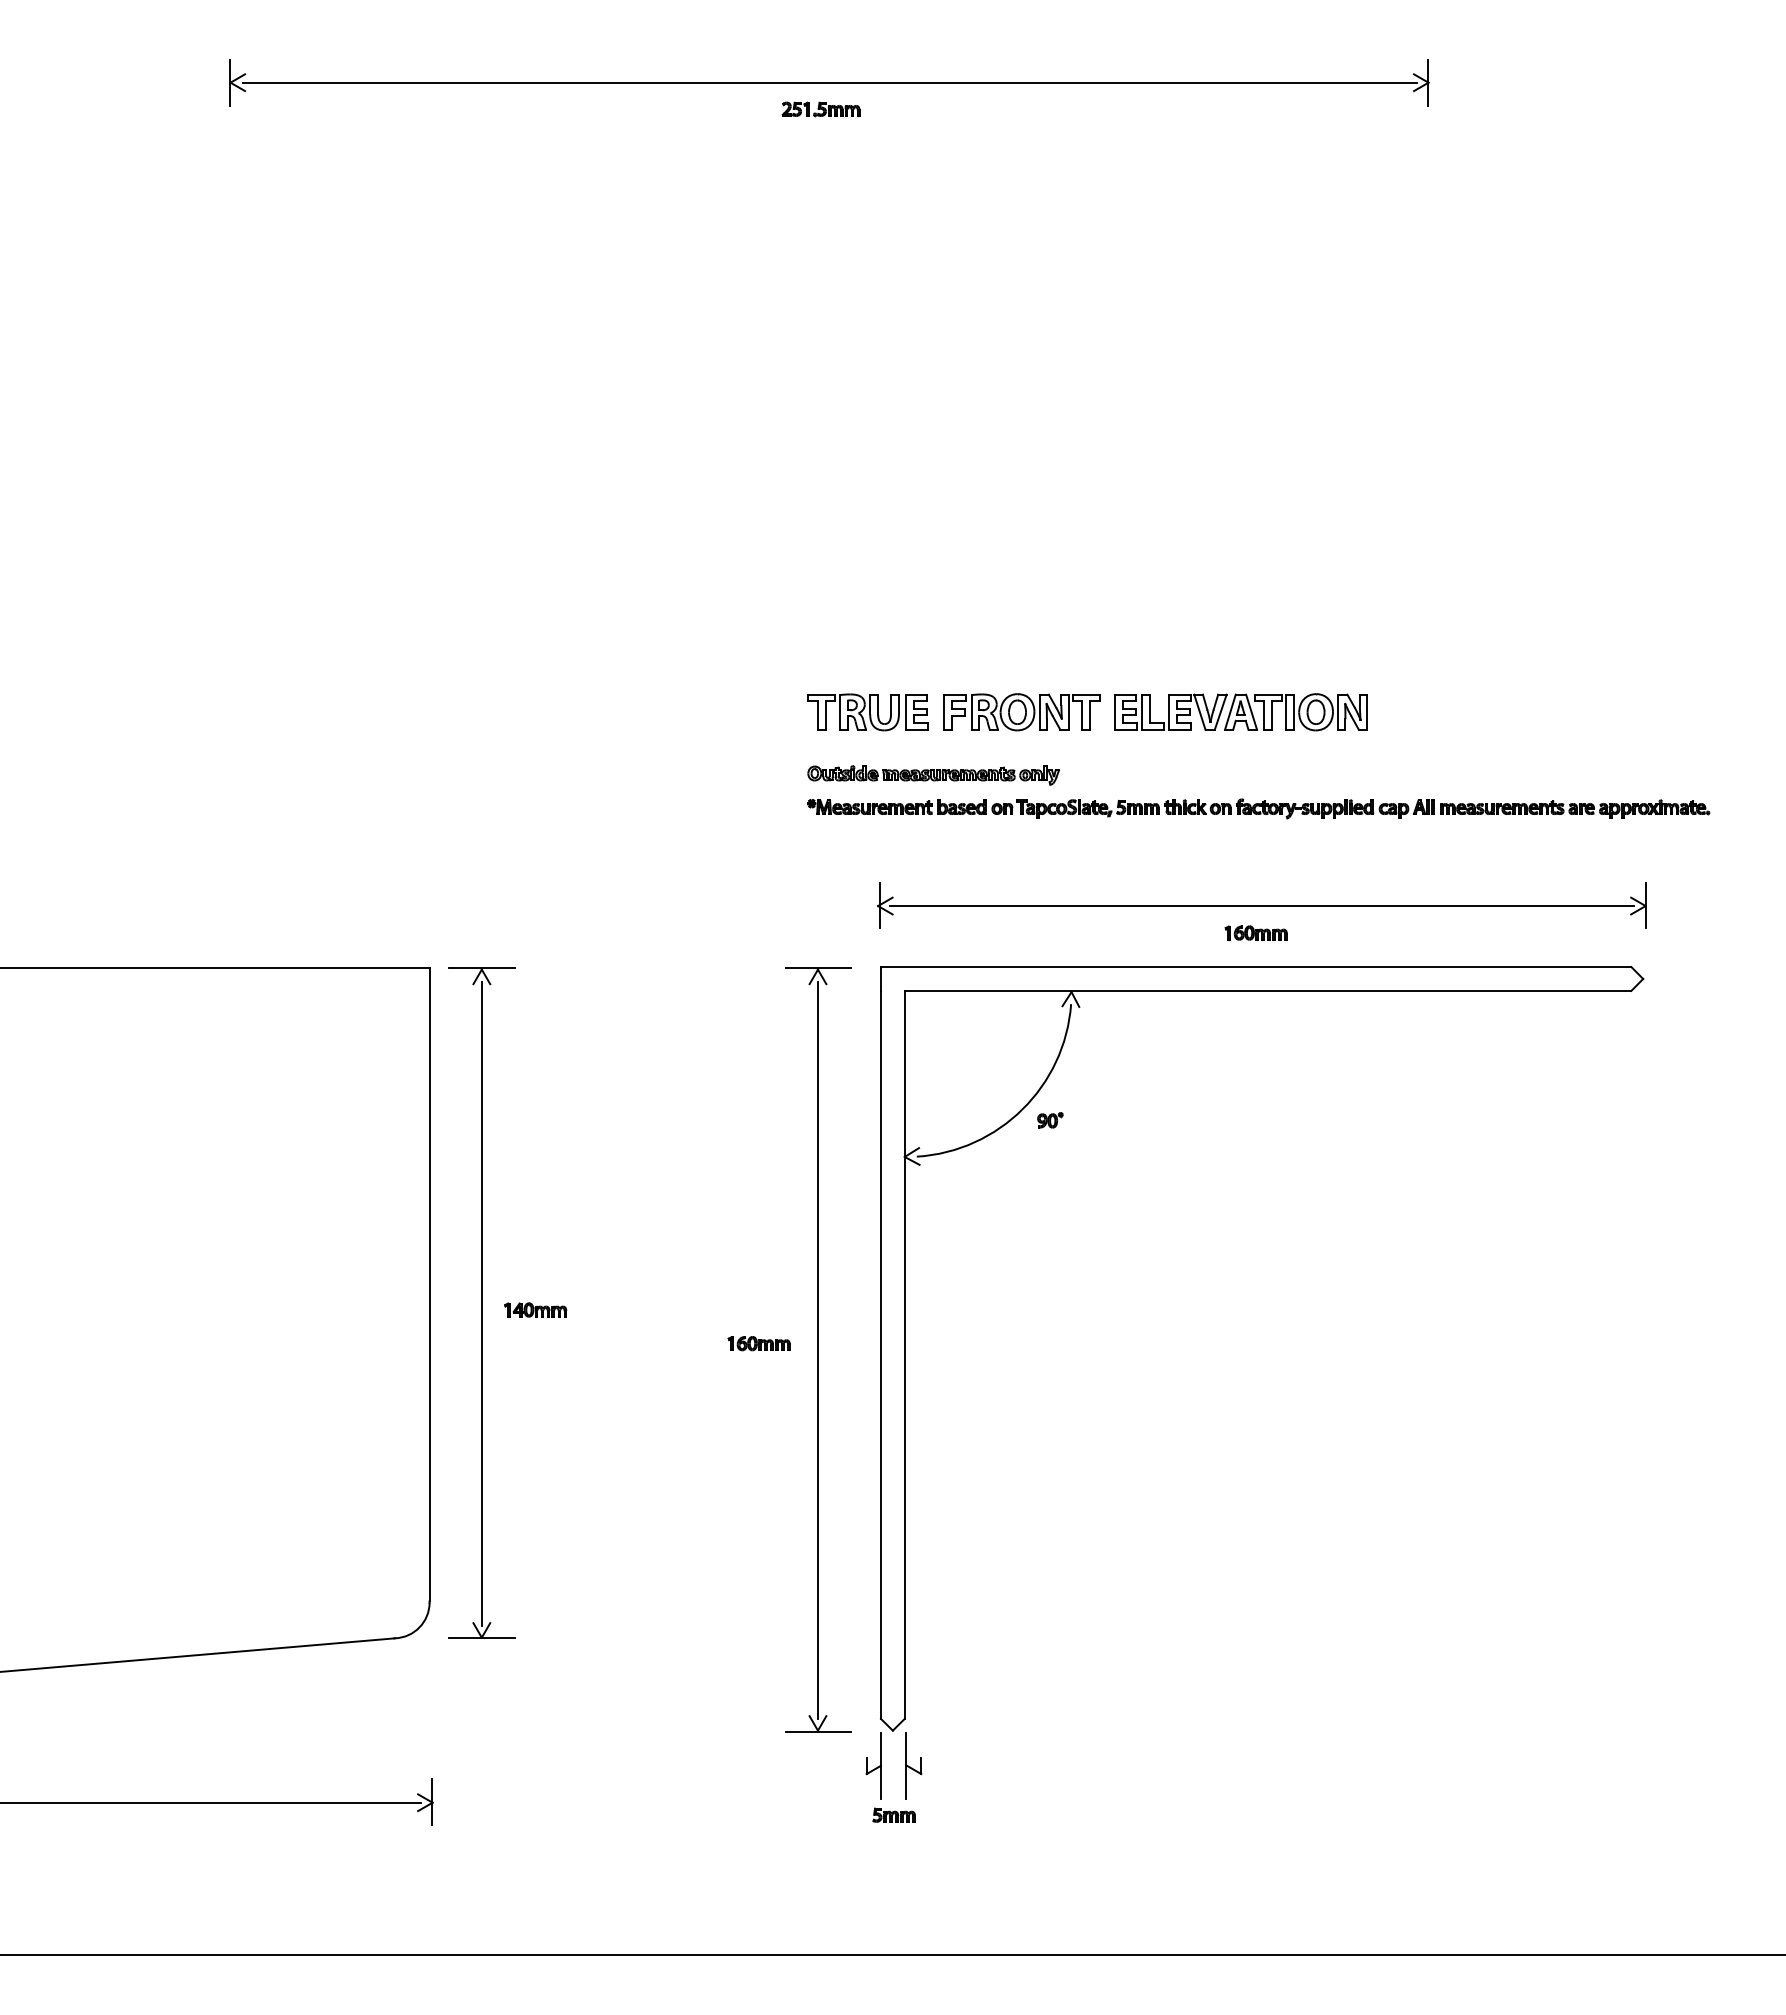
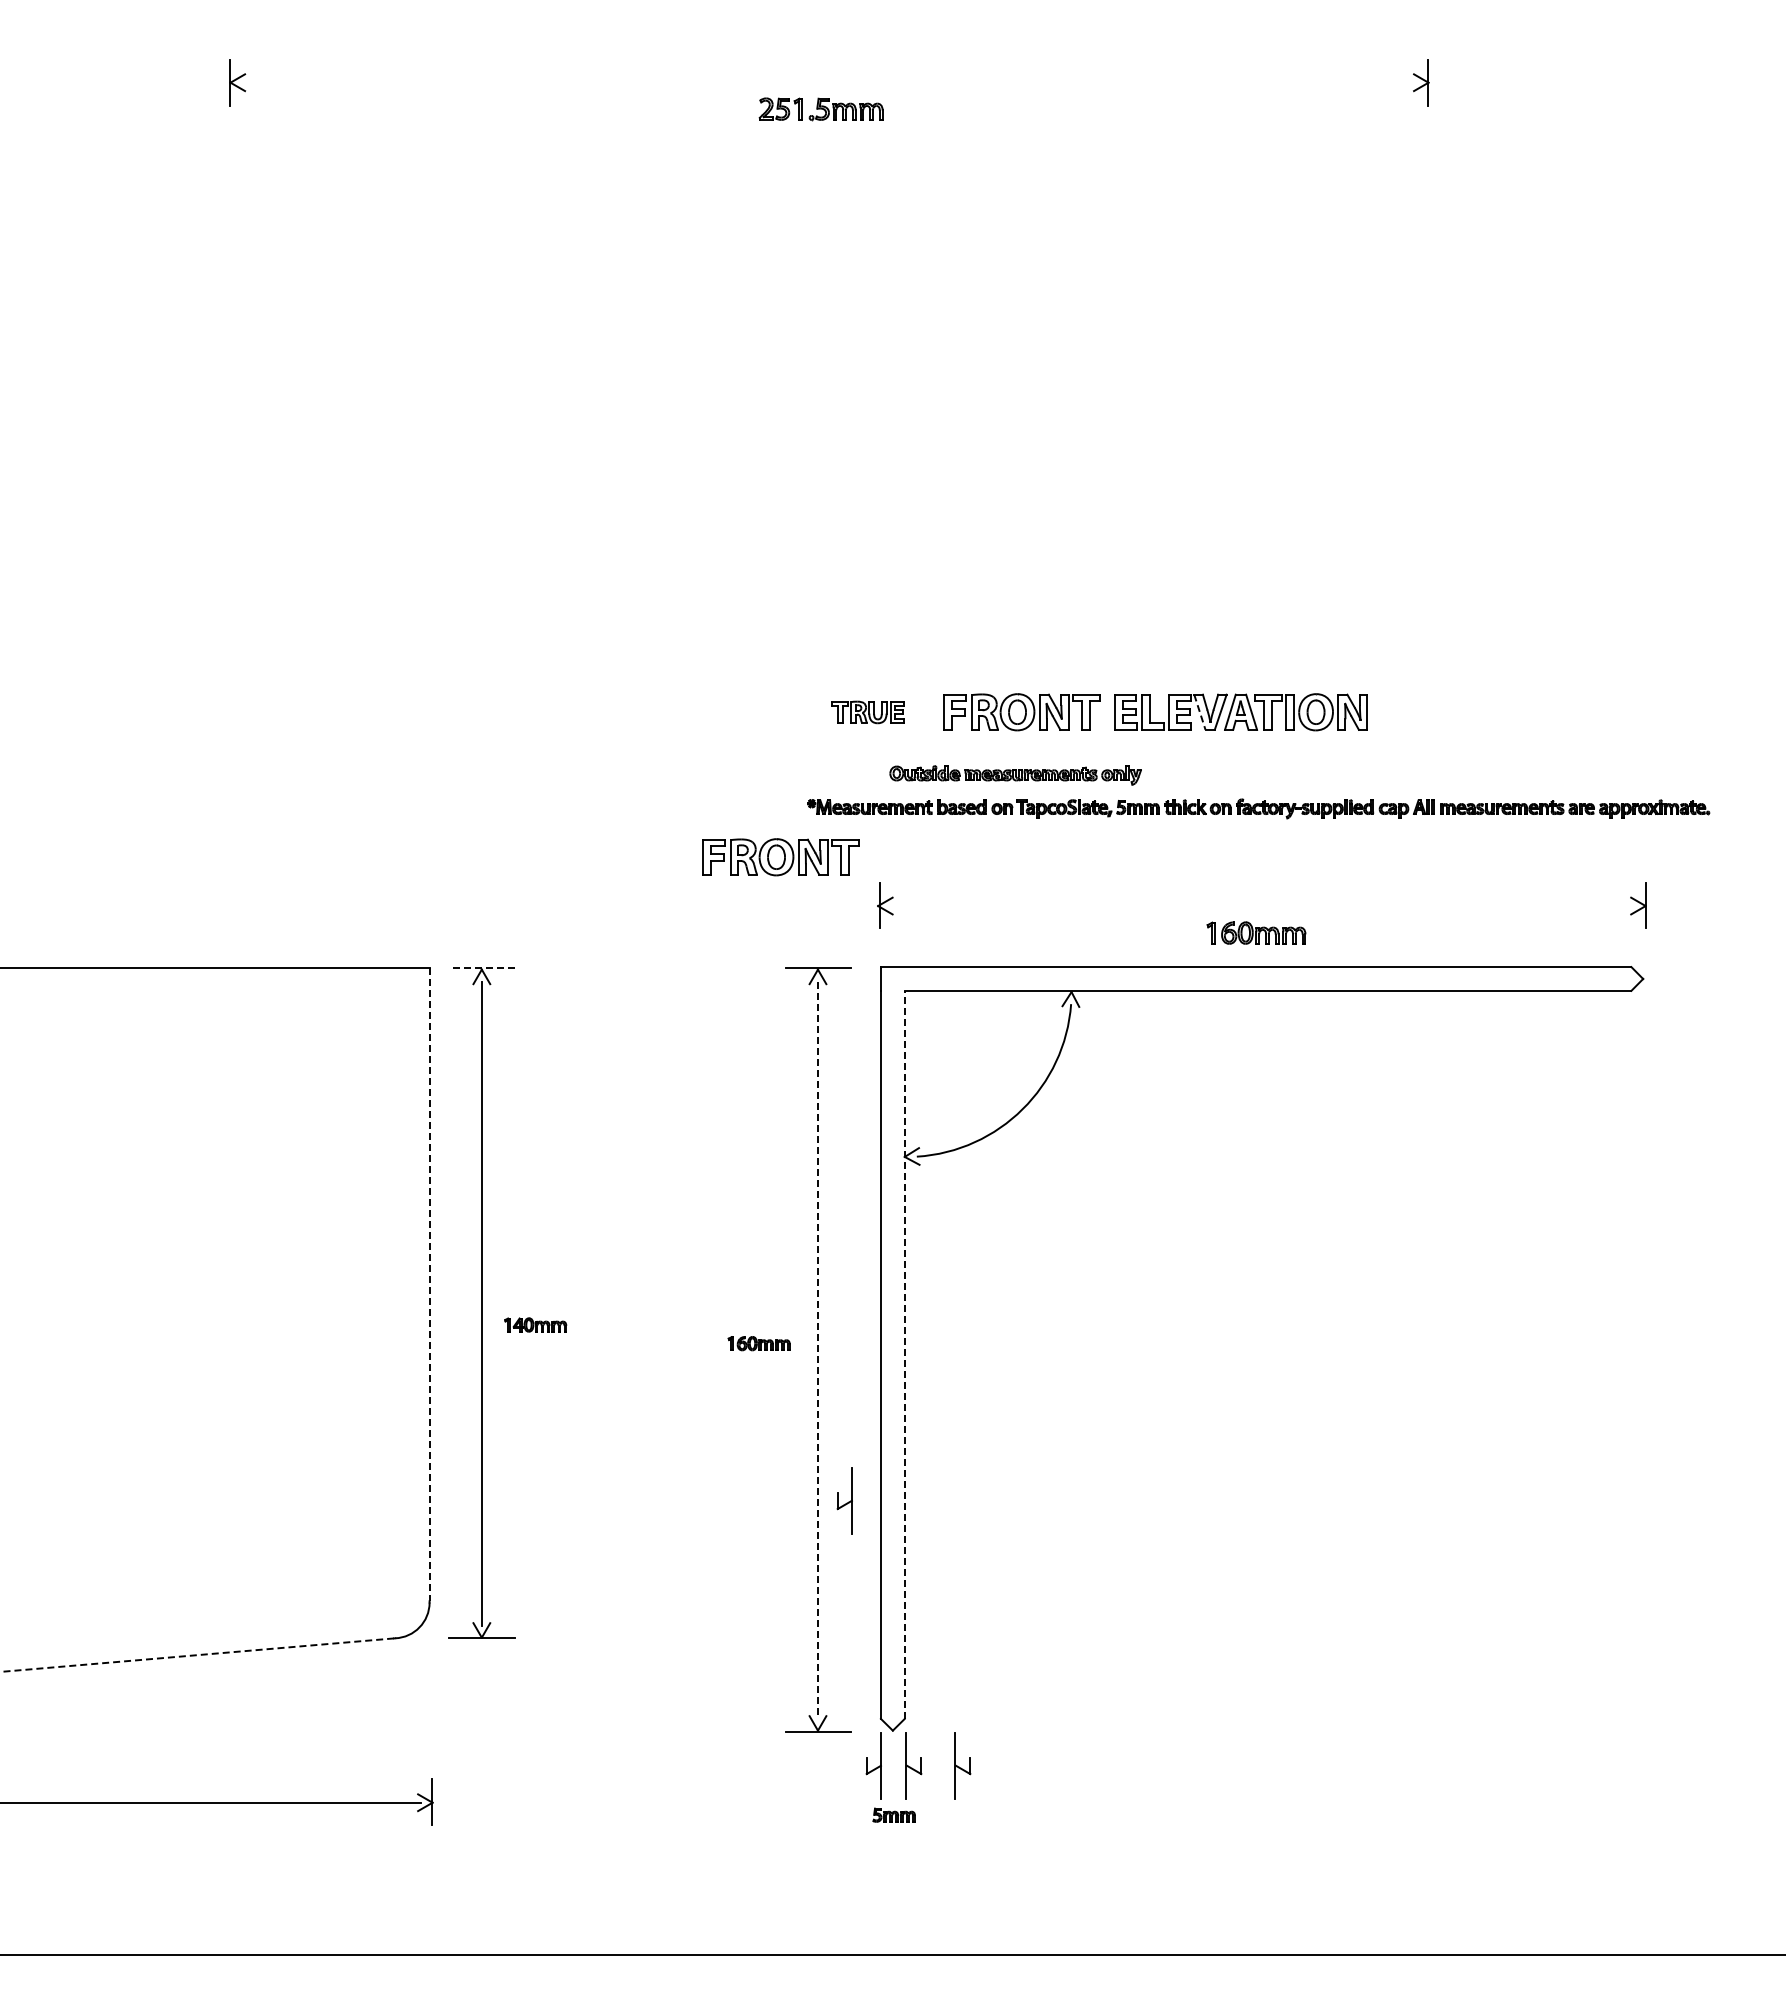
line: present -> none (829, 82)
part size: 80x17 px -> 126x25 px (820, 109)
part size: 122x39 px -> 74x25 px (867, 712)
line: solid -> dashed (1200, 712)
part position: (933, 775) -> (1015, 775) (1015, 775)
part: none -> present (780, 857)
line: present -> none (1261, 906)
part size: 64x16 px -> 101x24 px (1256, 932)
line: solid -> dashed (482, 968)
part: present -> none (1050, 1120)
line: solid -> dashed (429, 1285)
part position: (535, 1309) -> (535, 1324) (535, 1324)
line: solid -> dashed (817, 1350)
line: solid -> dashed (904, 1354)
part: none -> present (844, 1500)
line: solid -> dashed (196, 1655)
part: none -> present (962, 1765)
